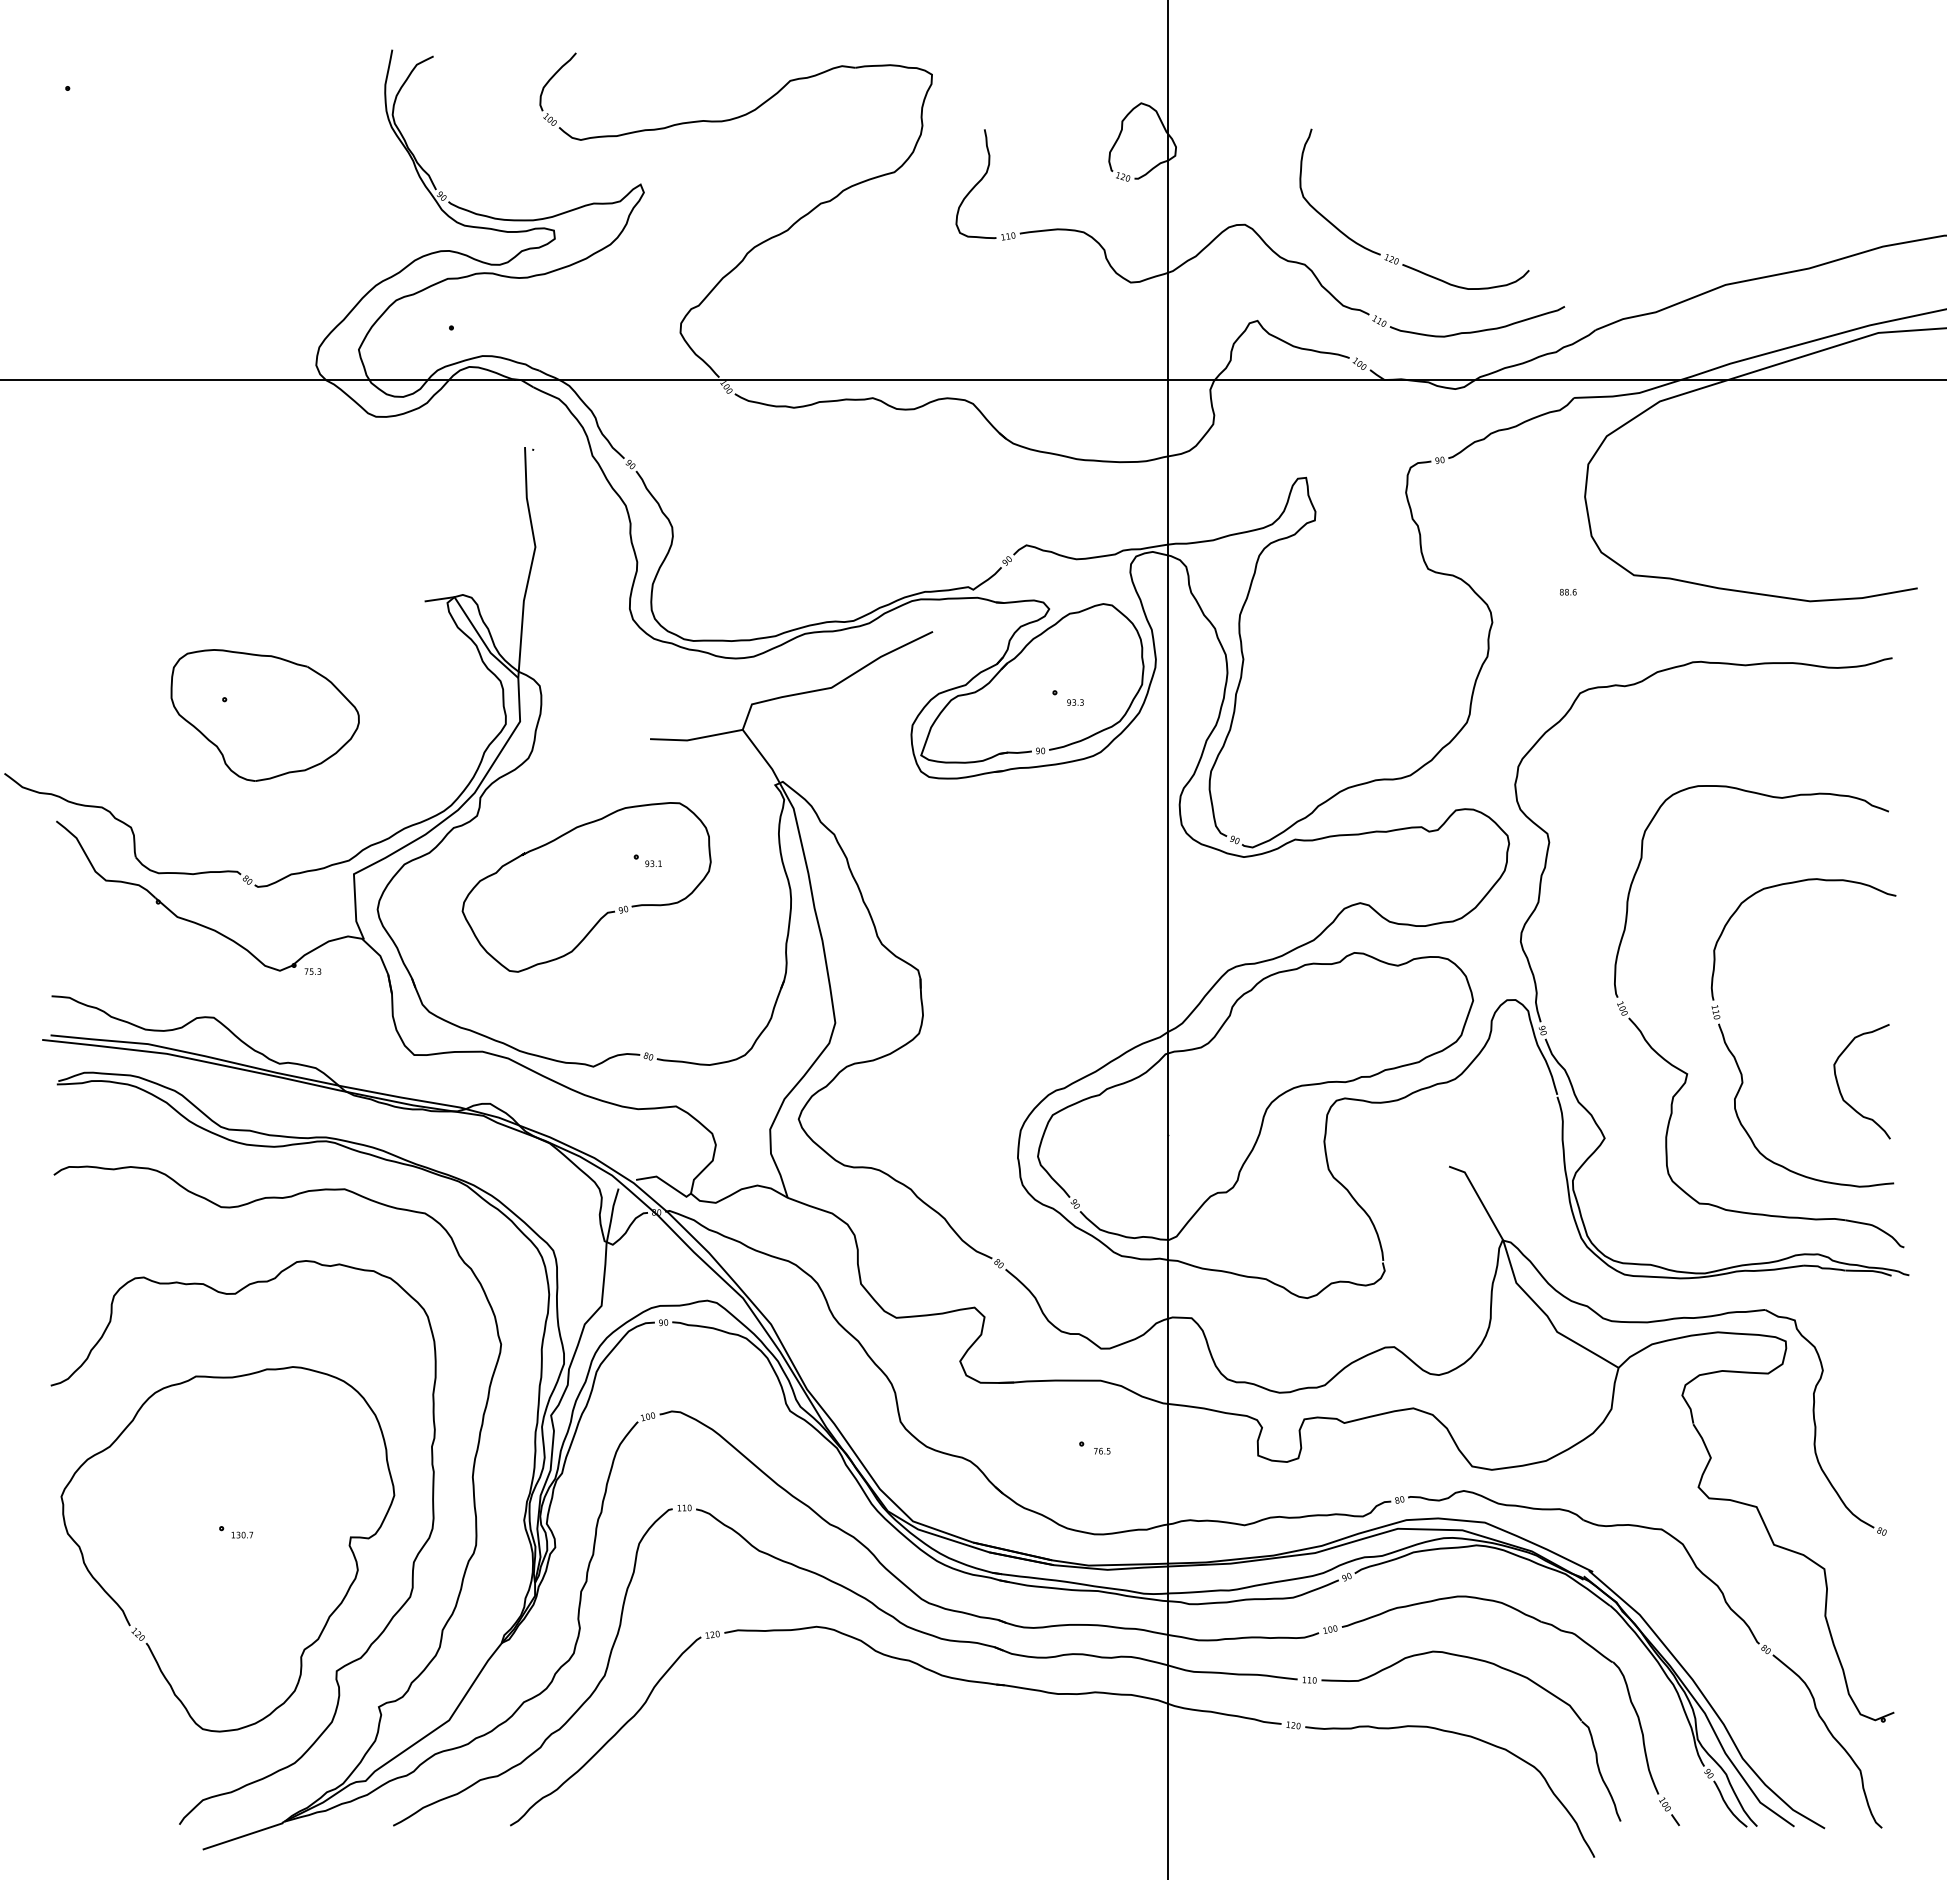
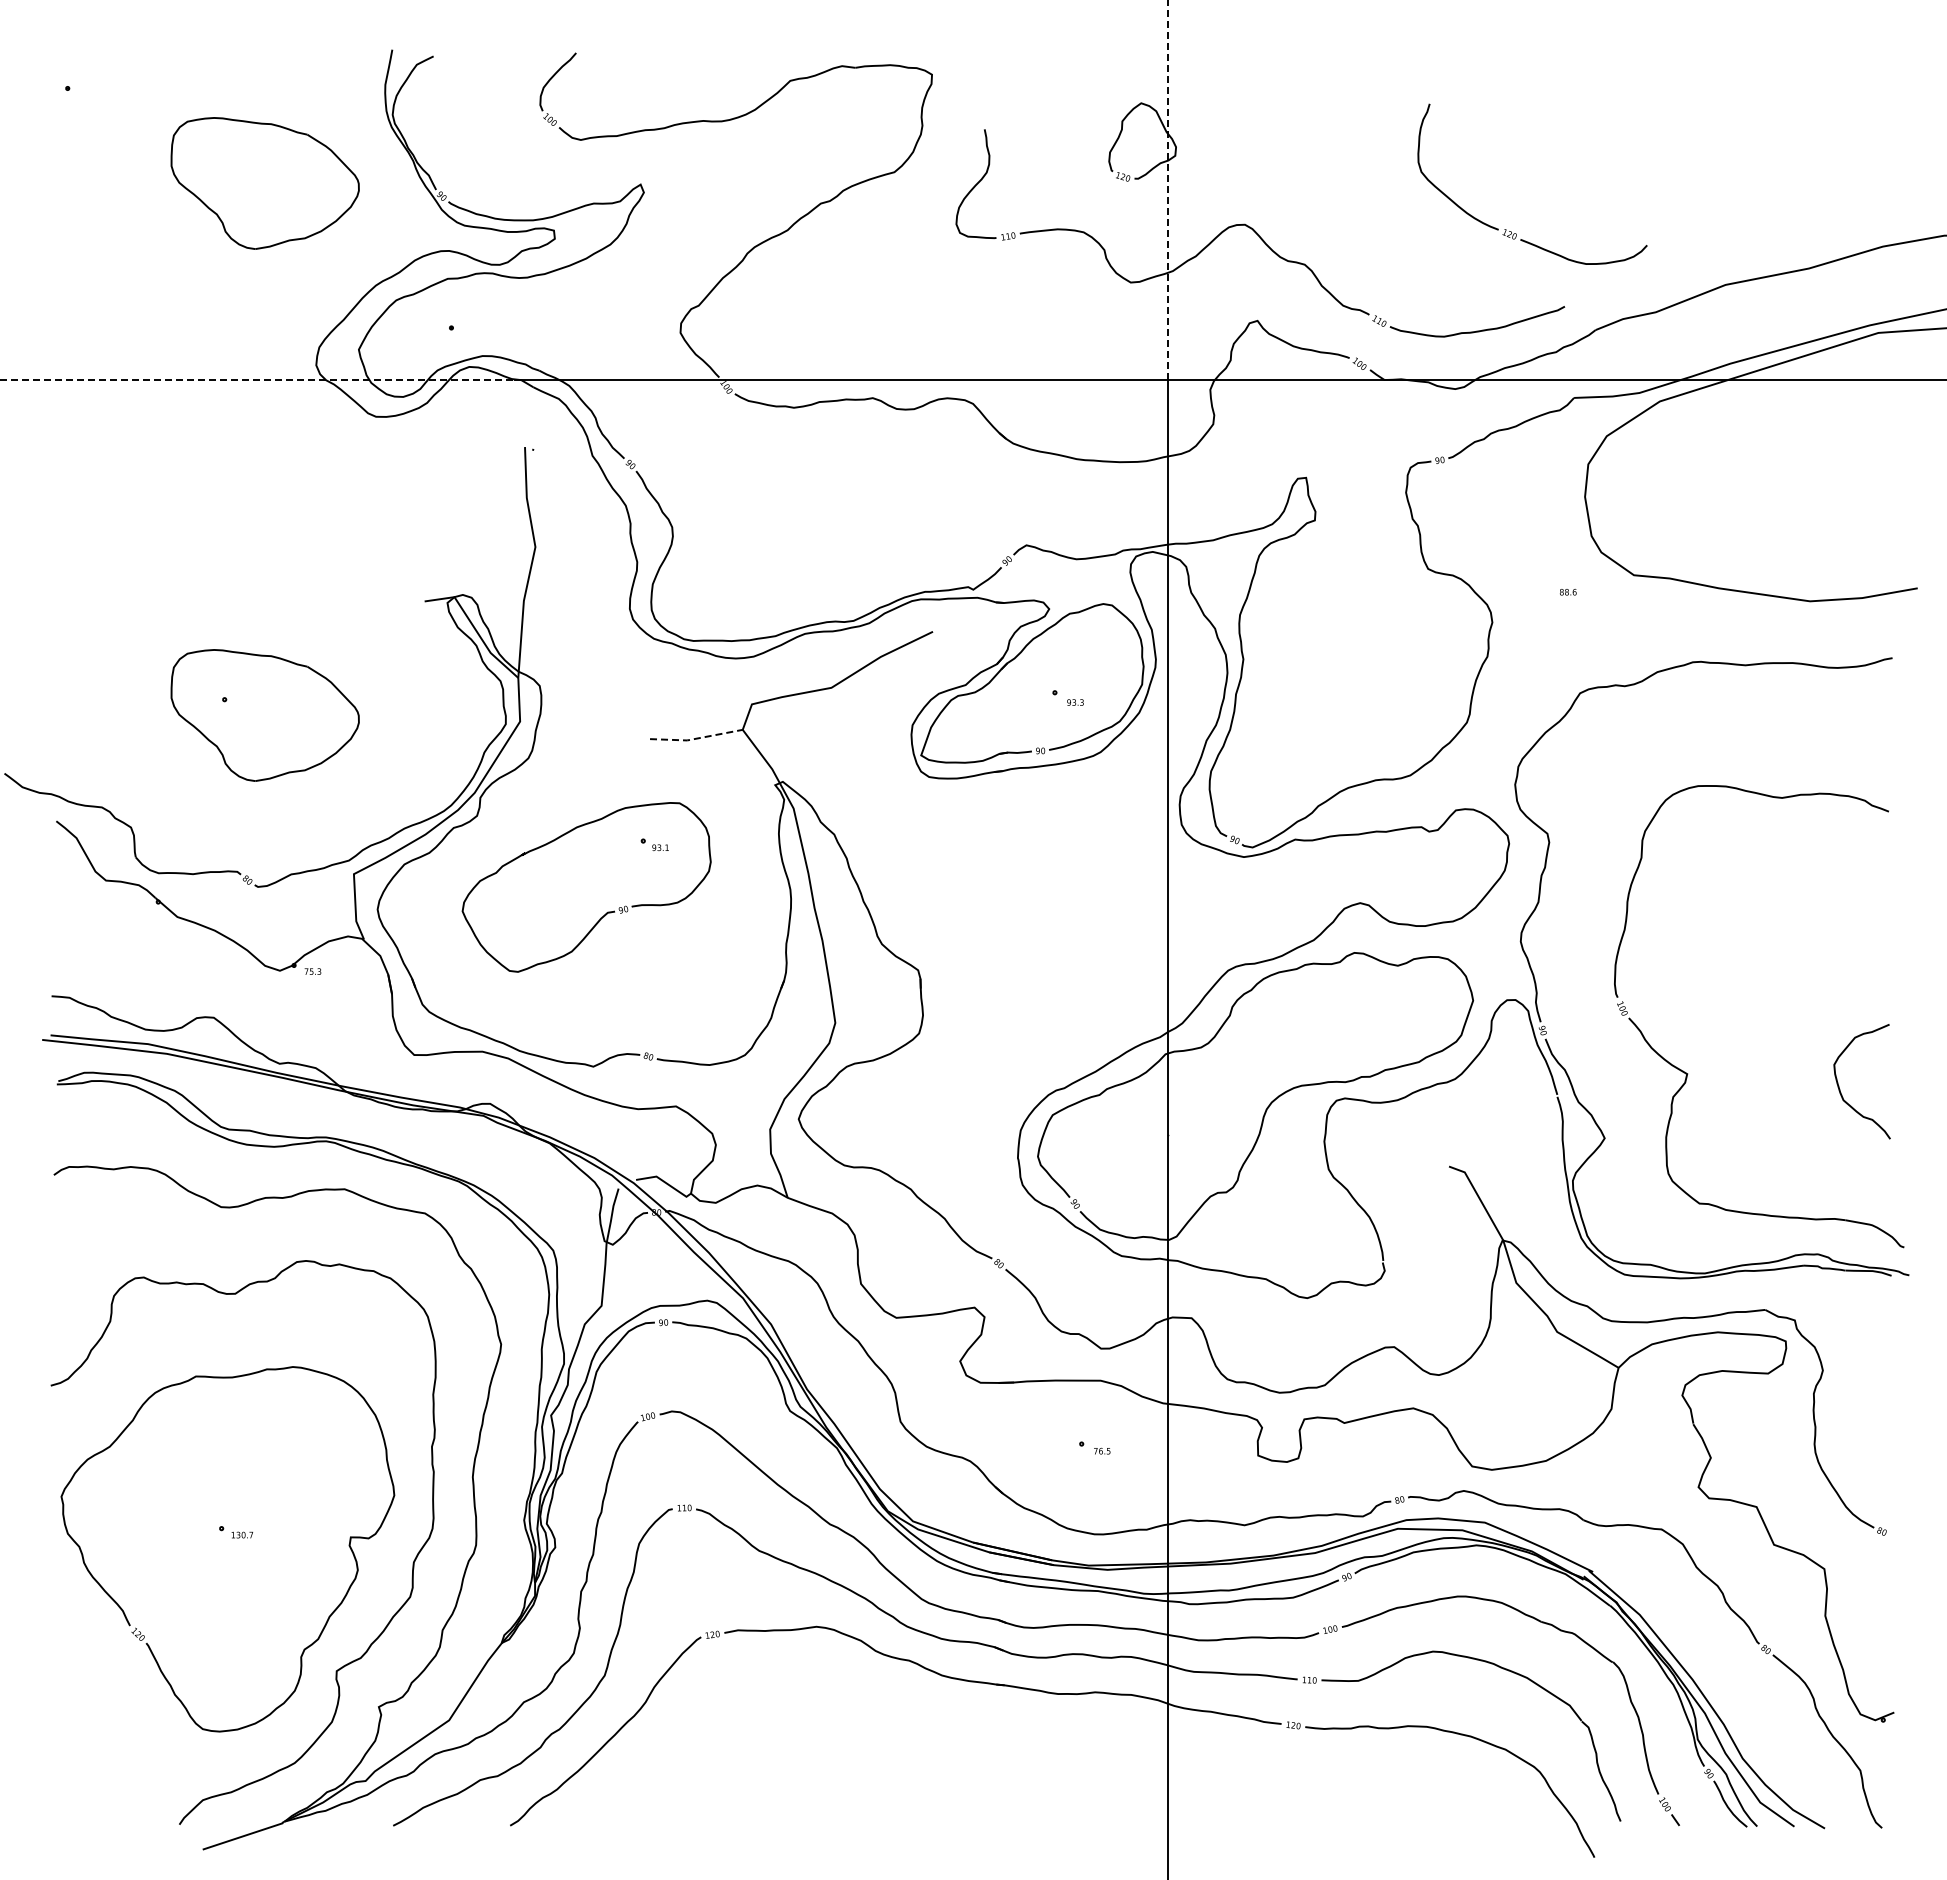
part: none -> present (264, 183)
line: solid -> dashed (1168, 190)
part position: (1393, 256) -> (1511, 231) (1511, 231)
line: solid -> dashed (257, 380)
line: solid -> dashed (695, 738)
part position: (647, 860) -> (654, 844) (654, 844)
part: present -> none (1737, 1061)
